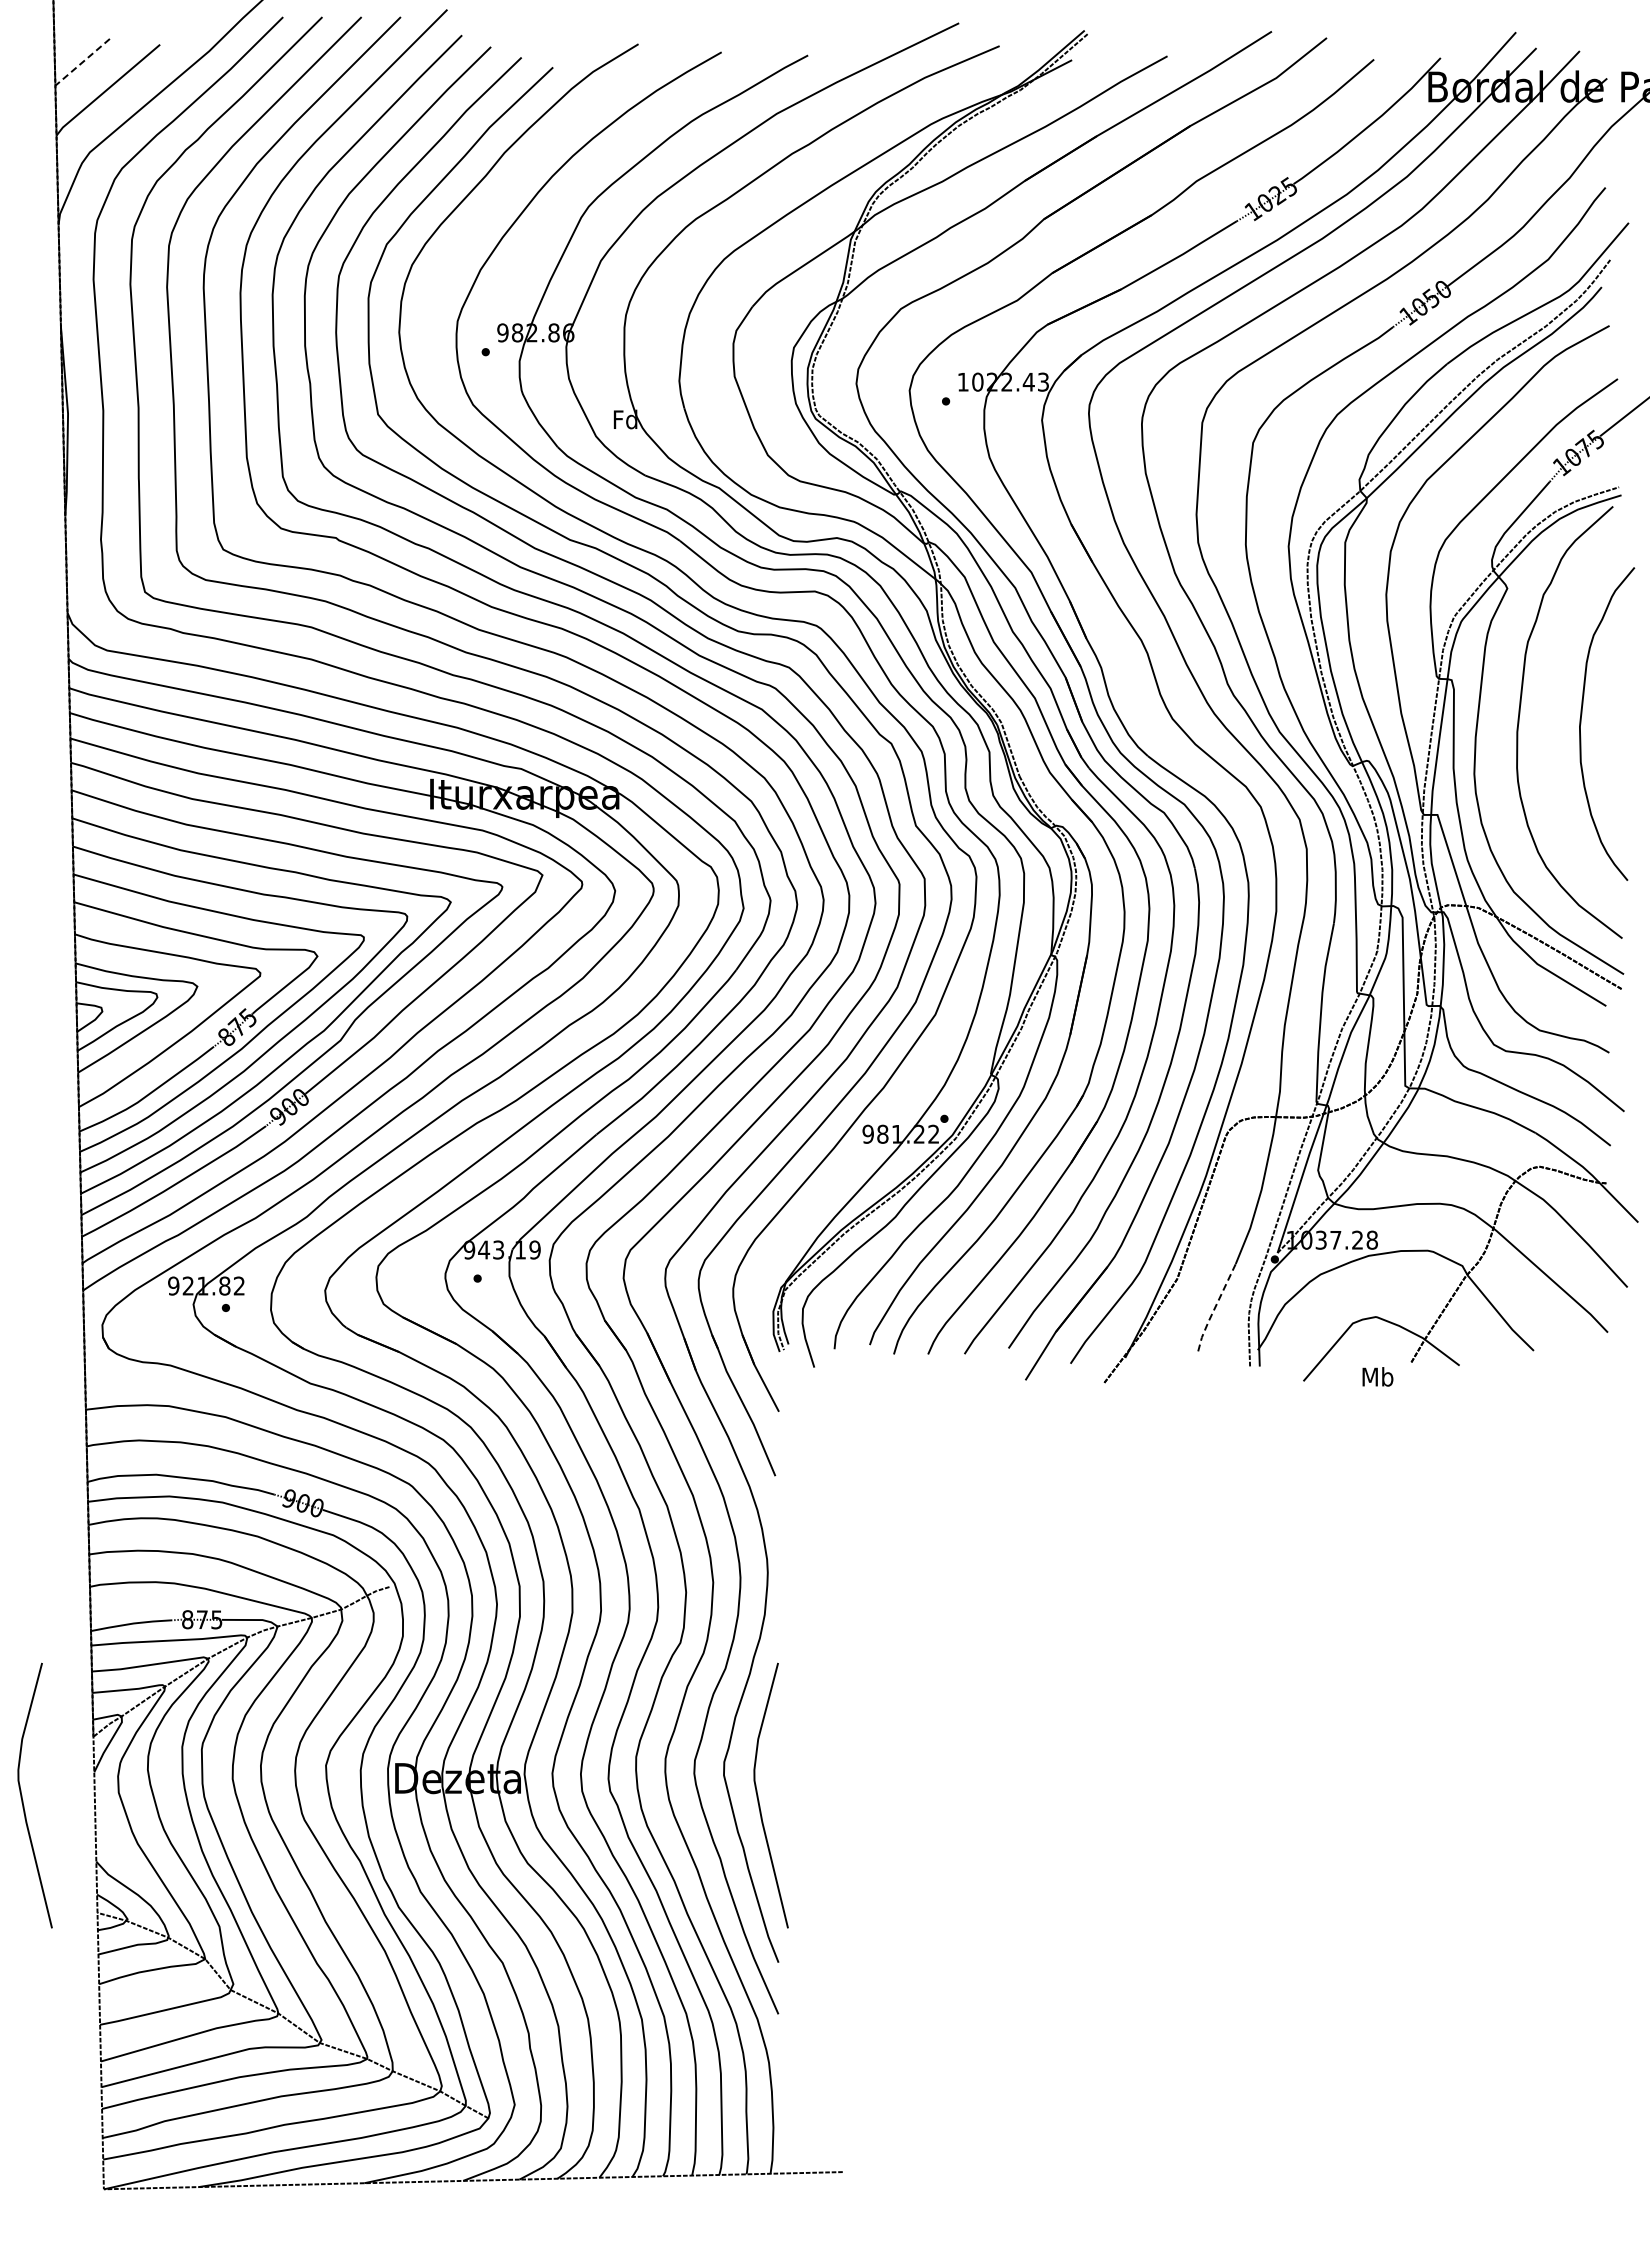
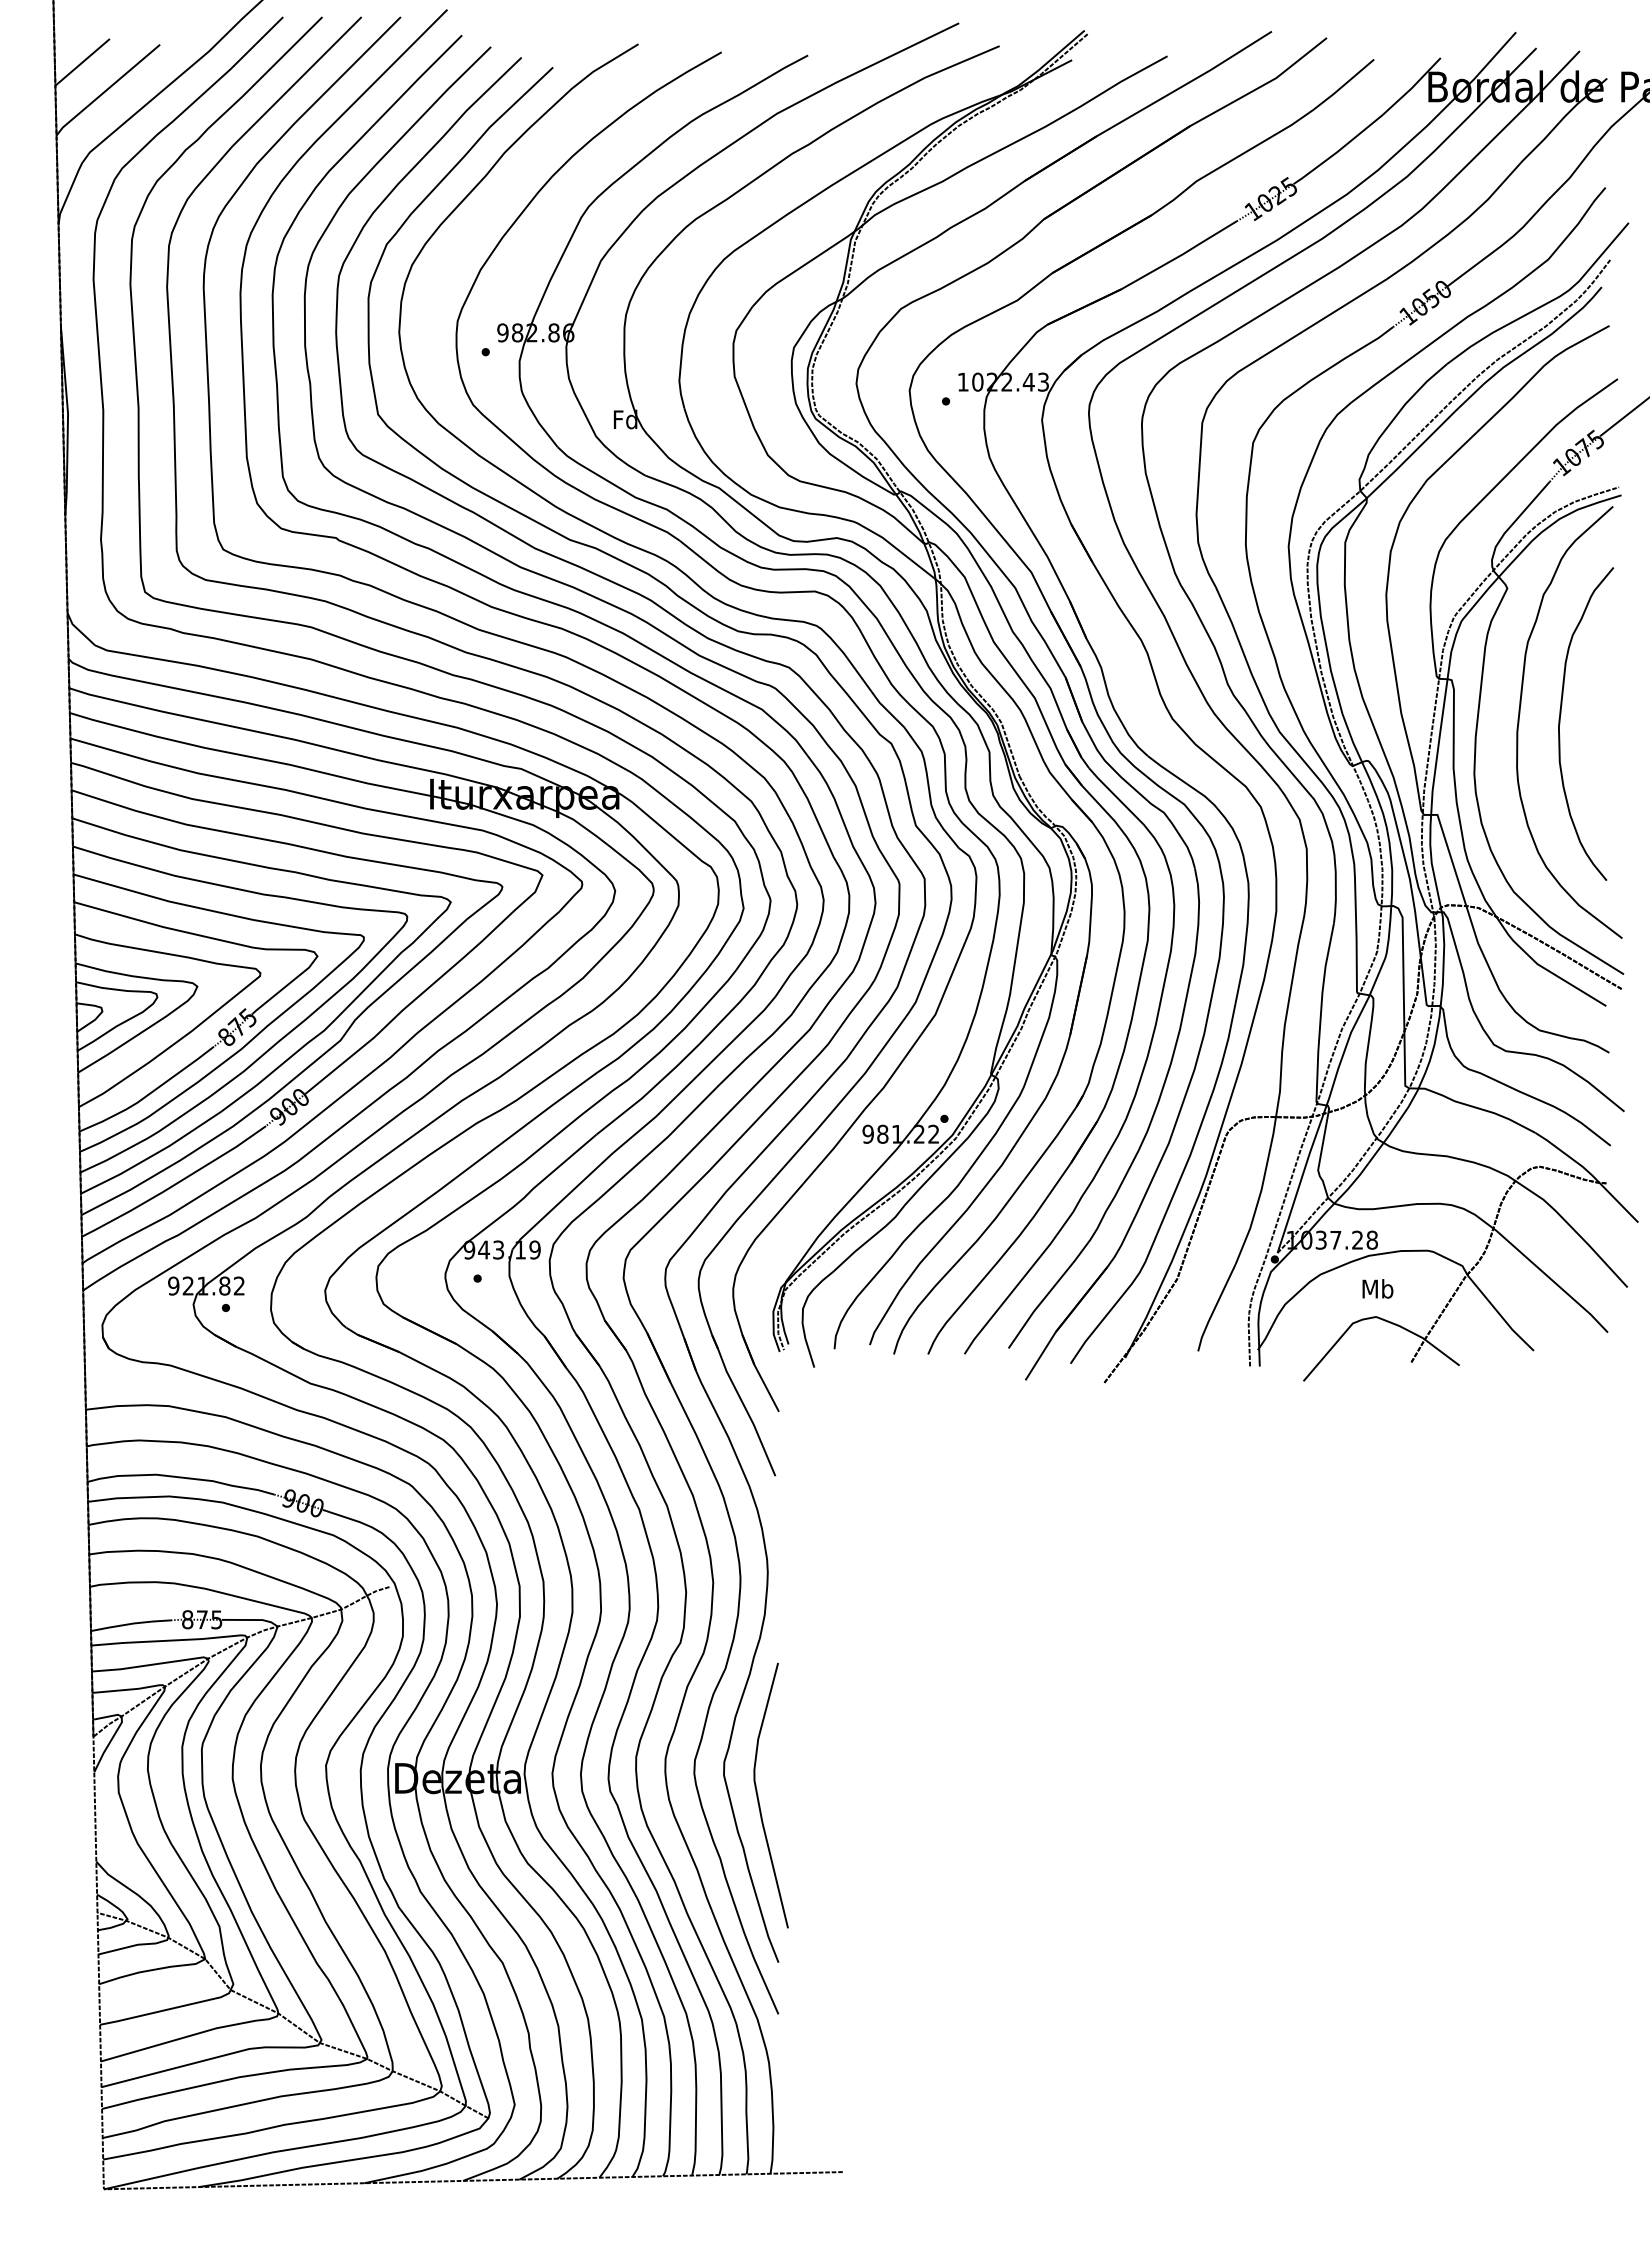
line: dashed -> solid (82, 62)
curve position: (1581, 723) -> (1560, 723) (1560, 723)
line: dashed -> solid (1214, 1308)
text position: (1377, 1376) -> (1377, 1288) (1377, 1288)
curve: present -> none (22, 1795)
